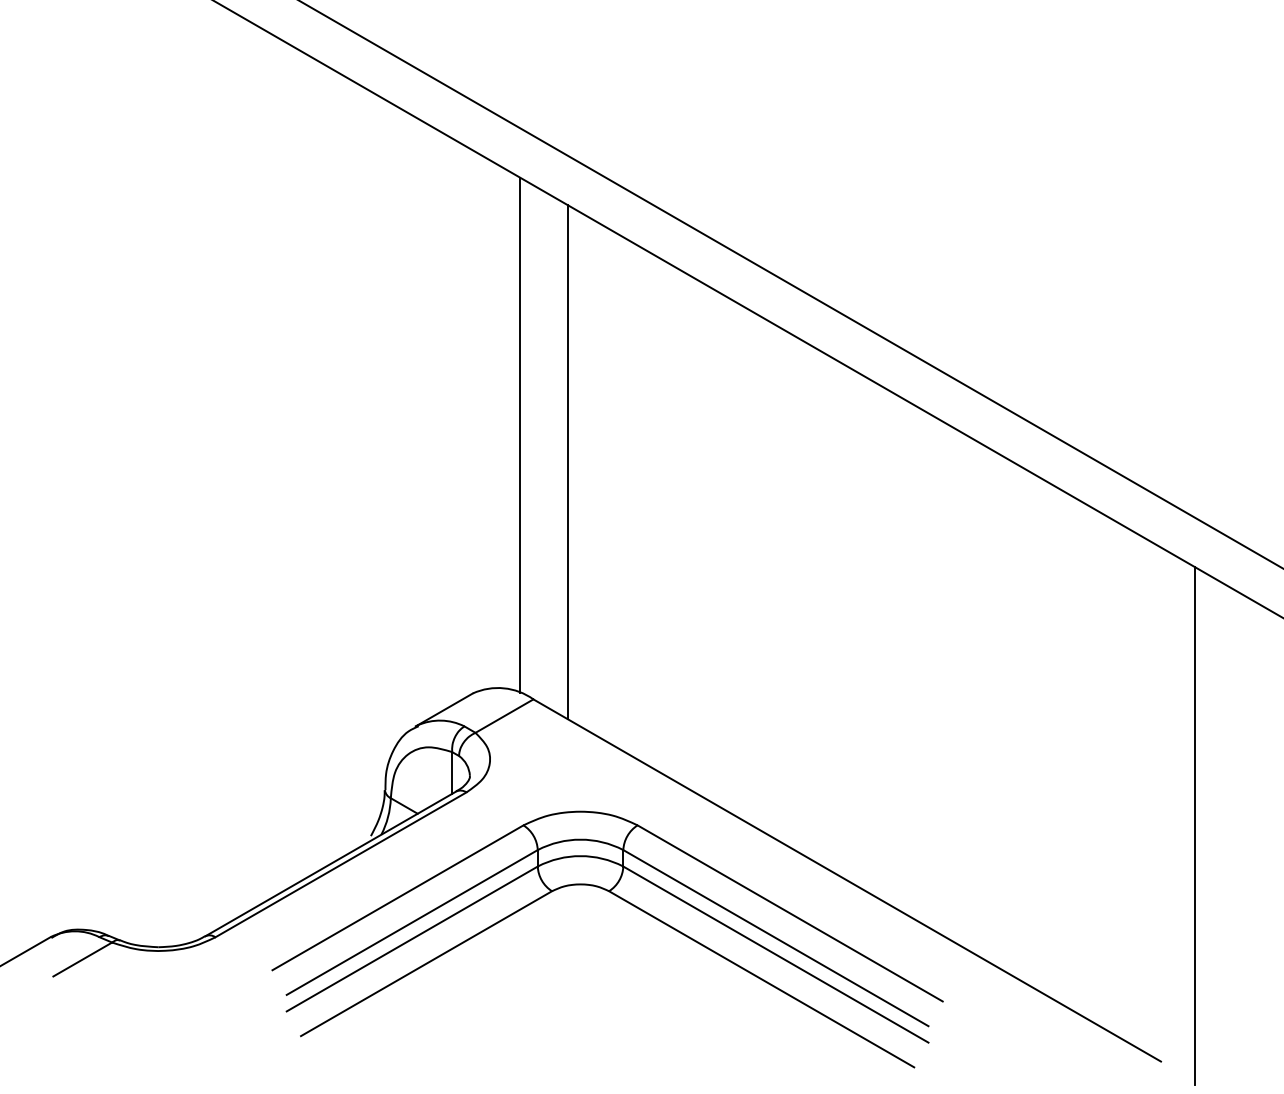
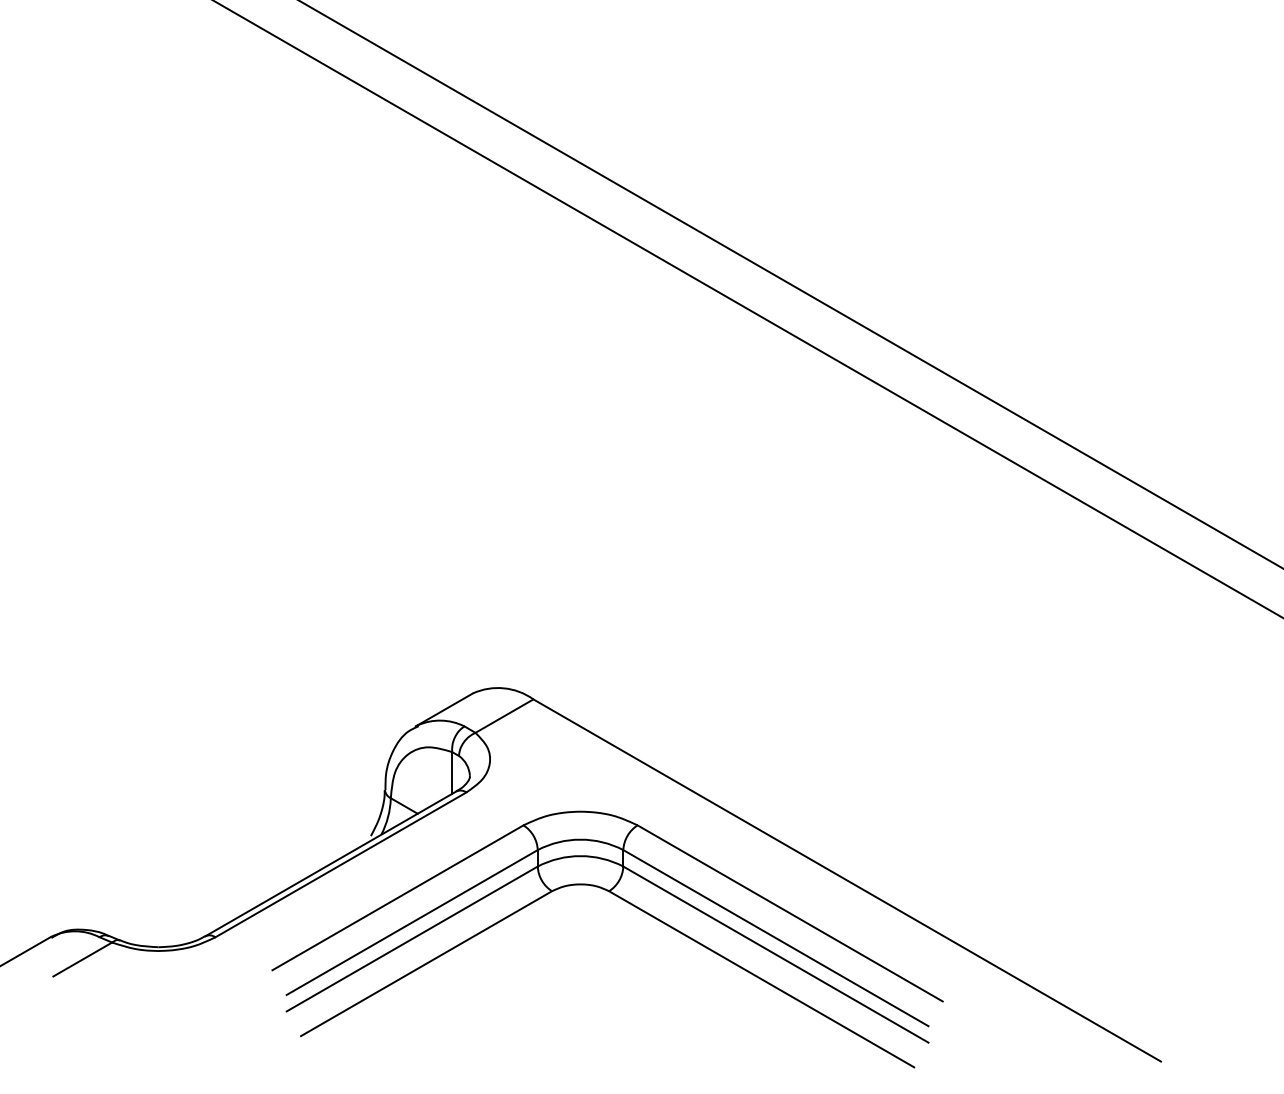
line: present -> none (520, 435)
line: present -> none (567, 462)
line: present -> none (1195, 825)
